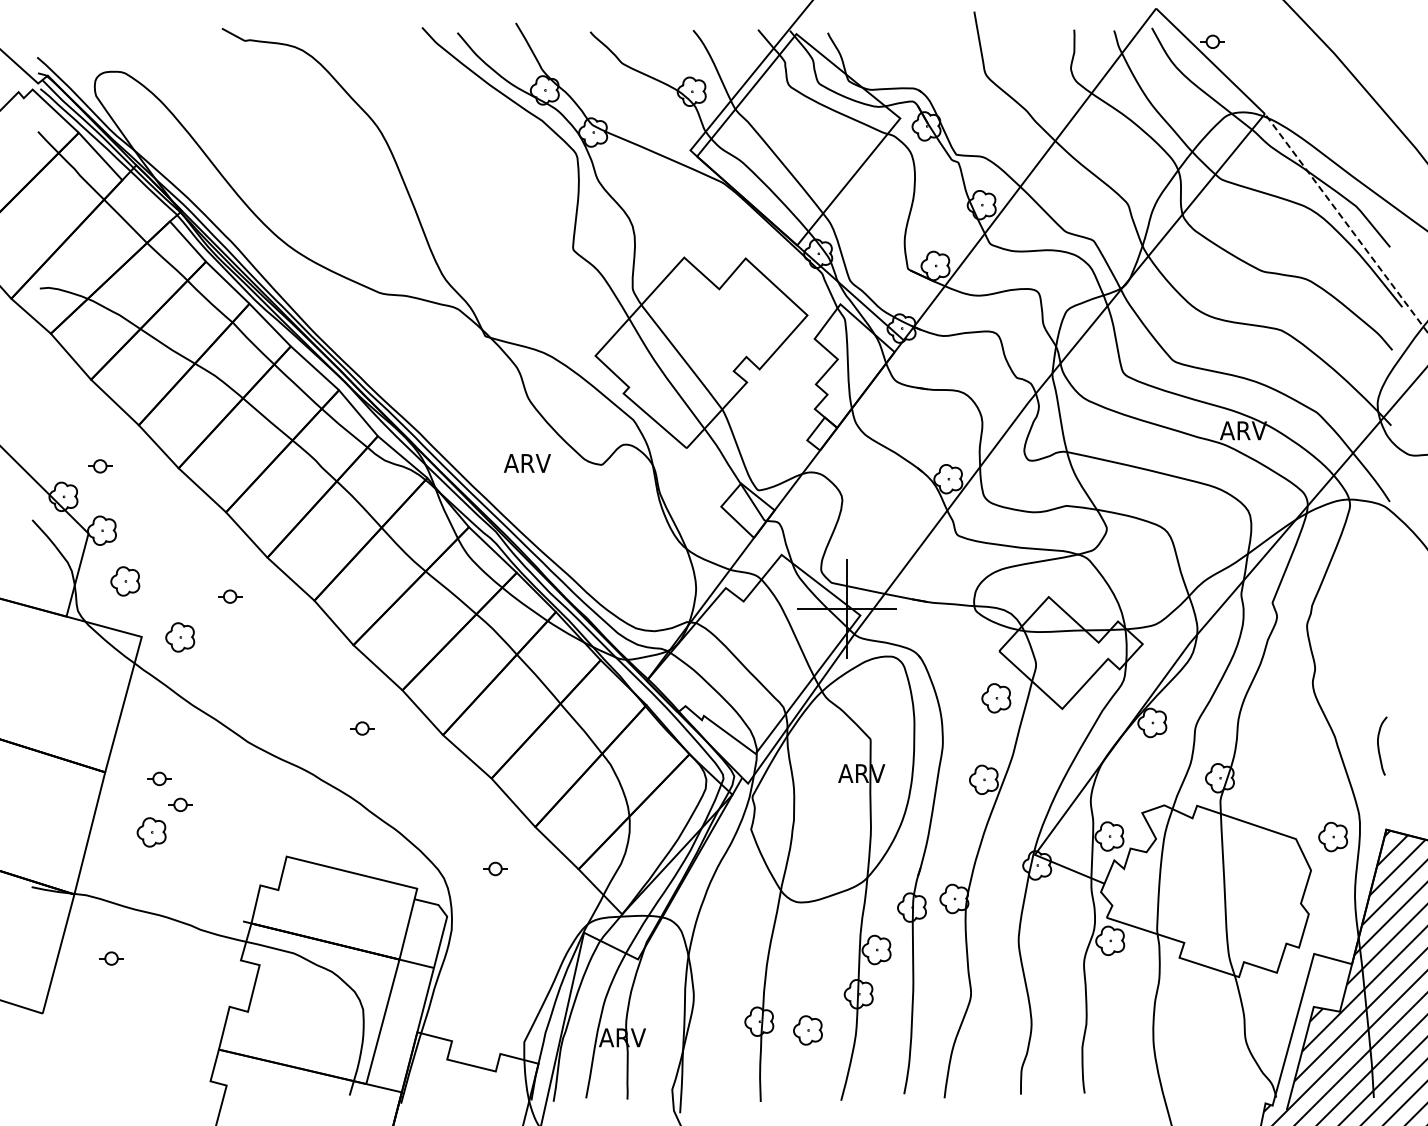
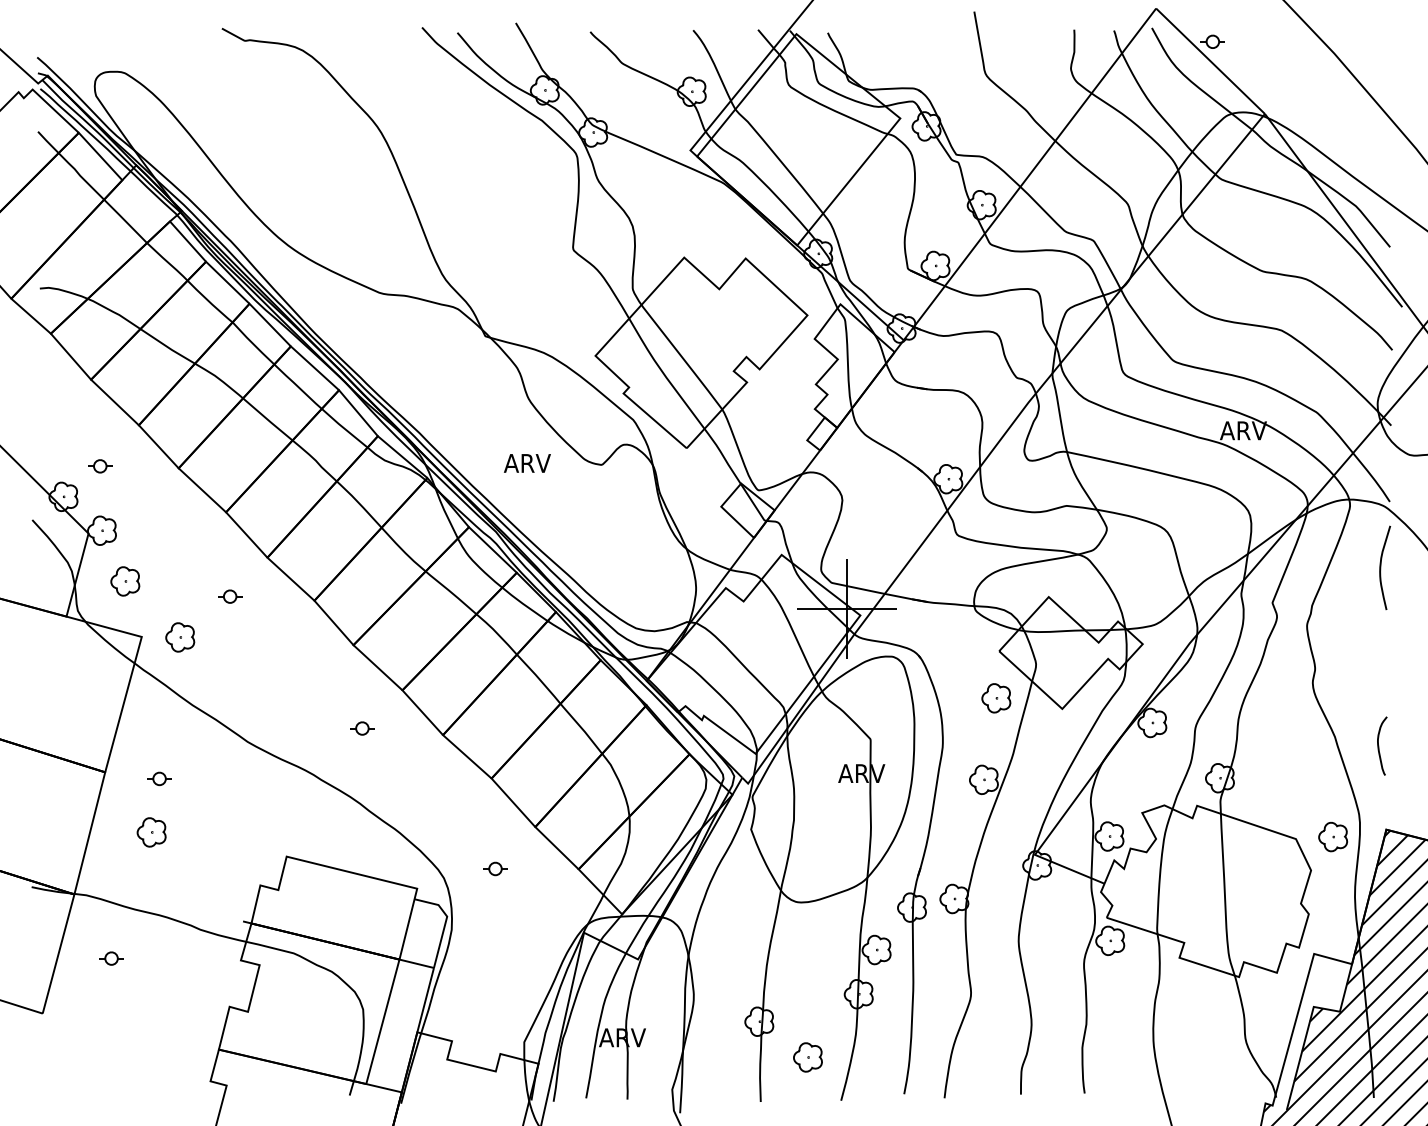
line: dashed -> solid (1346, 222)
curve: none -> present (1381, 567)
part: present -> none (180, 804)
part position: (807, 1030) -> (807, 1057) (807, 1057)
